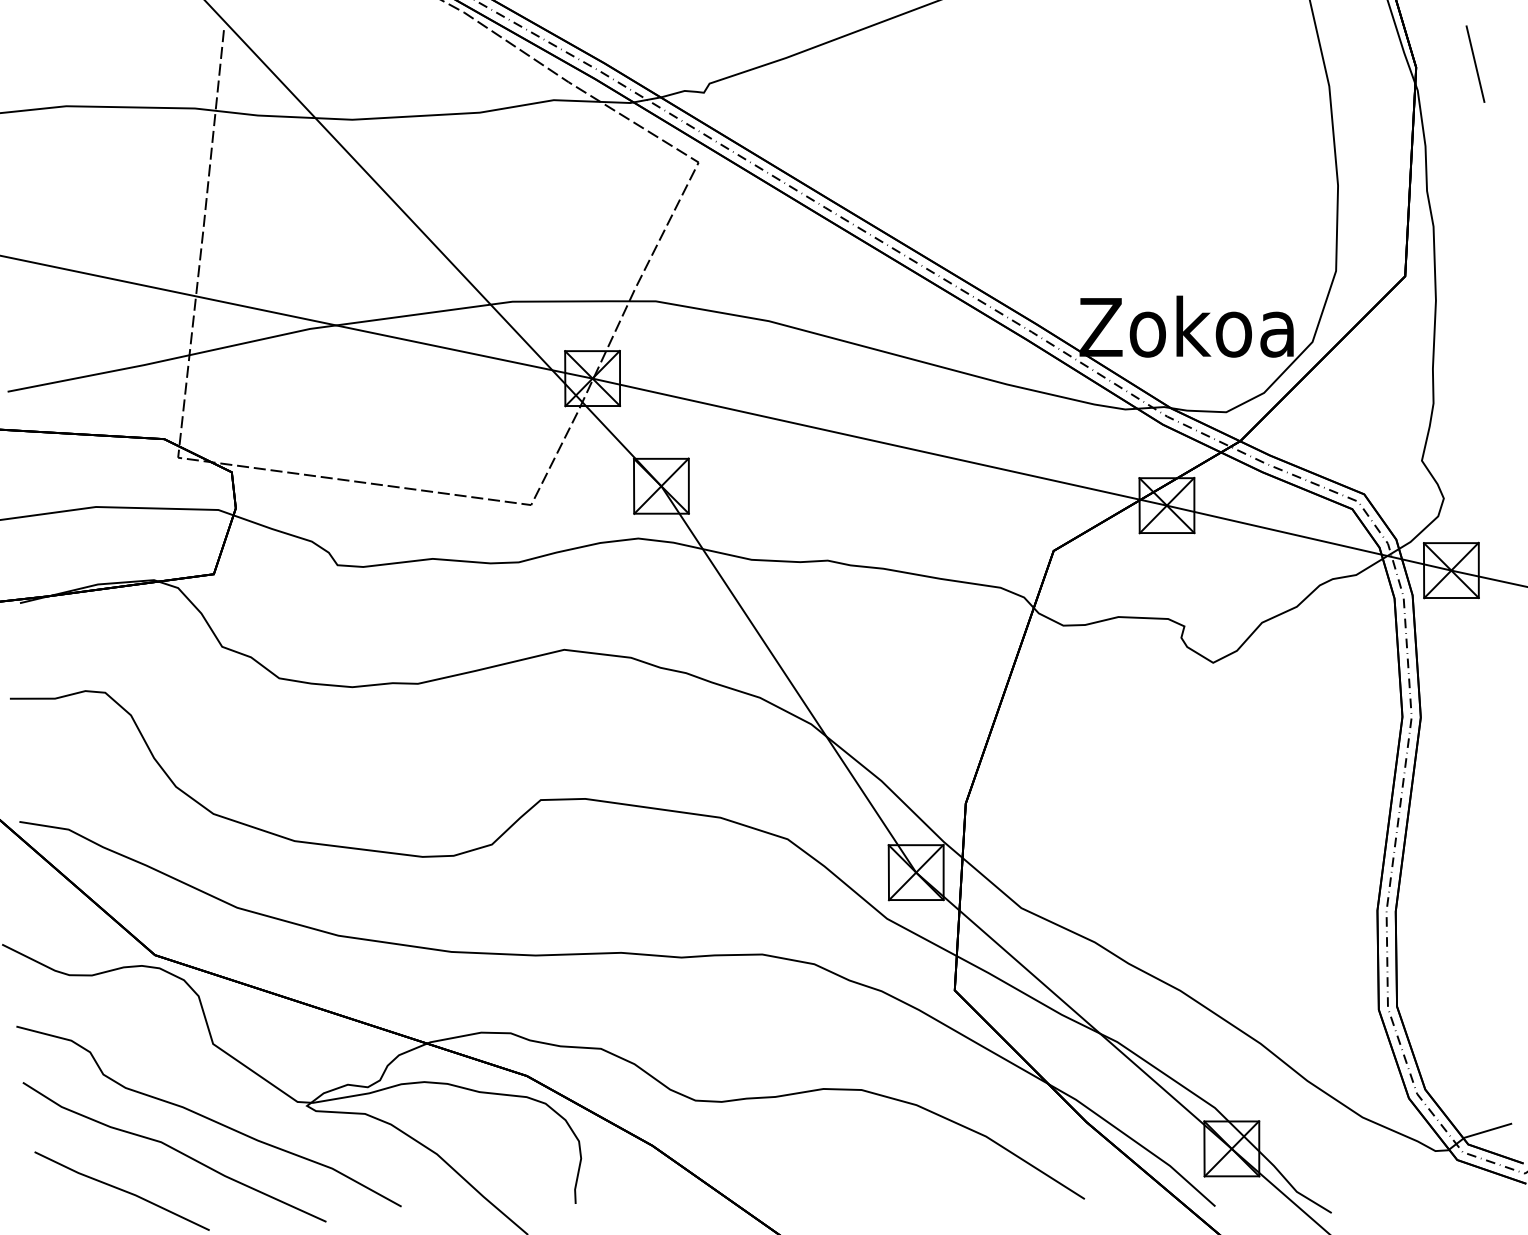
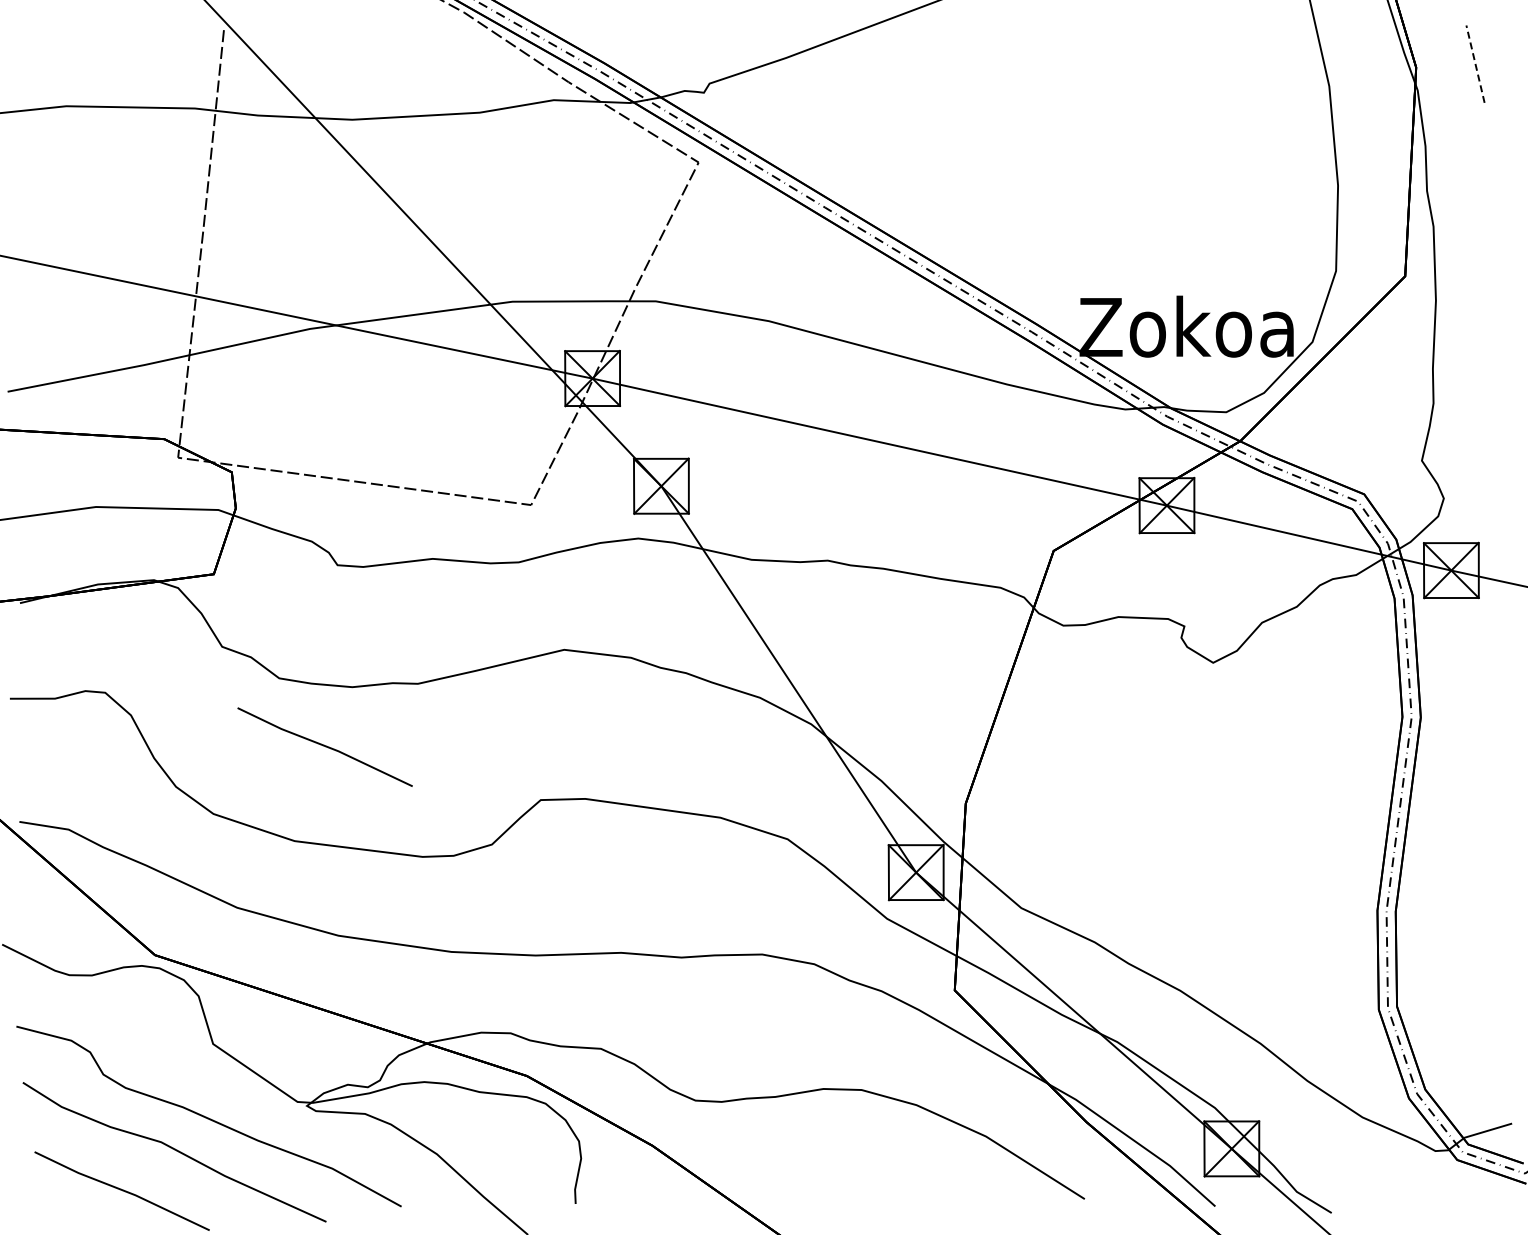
line: solid -> dashed (1475, 64)
line: none -> present (324, 746)
